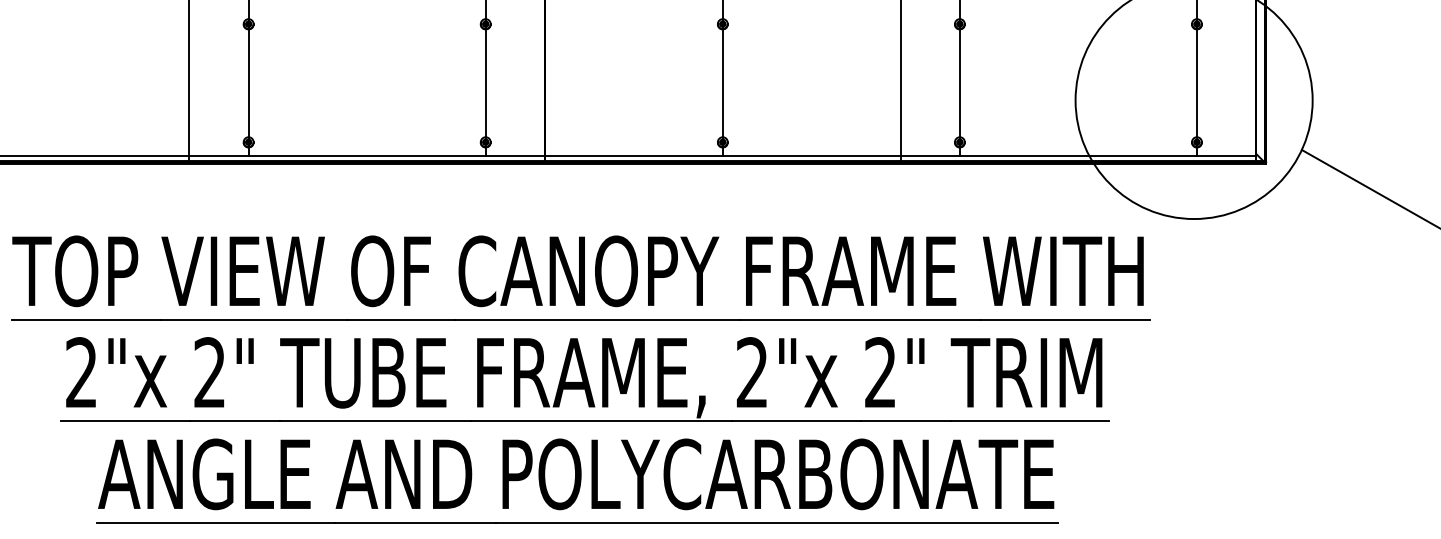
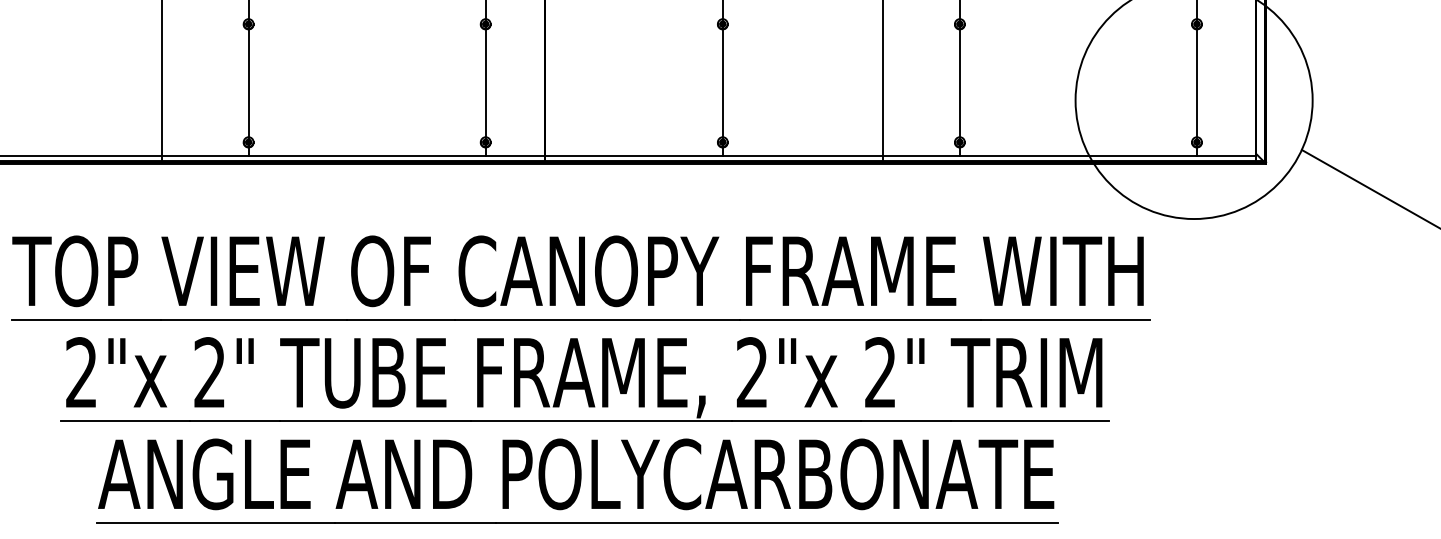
line position: (189, 82) -> (162, 82) (162, 82)
line position: (900, 82) -> (882, 82) (882, 82)
